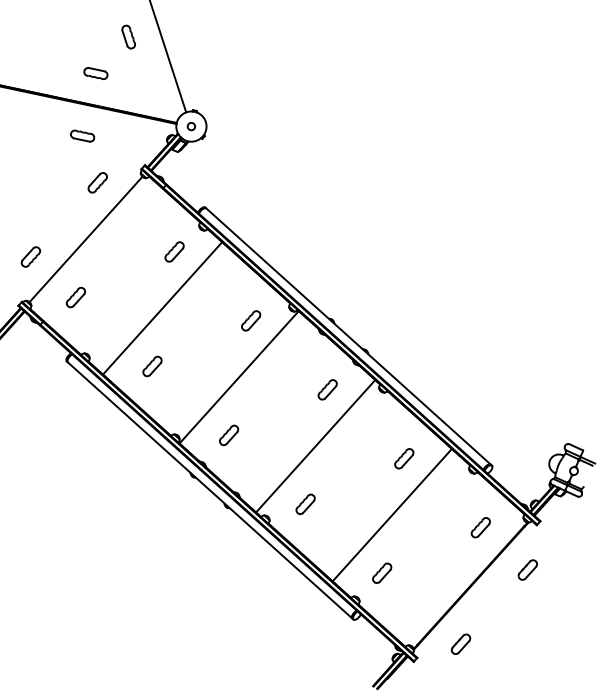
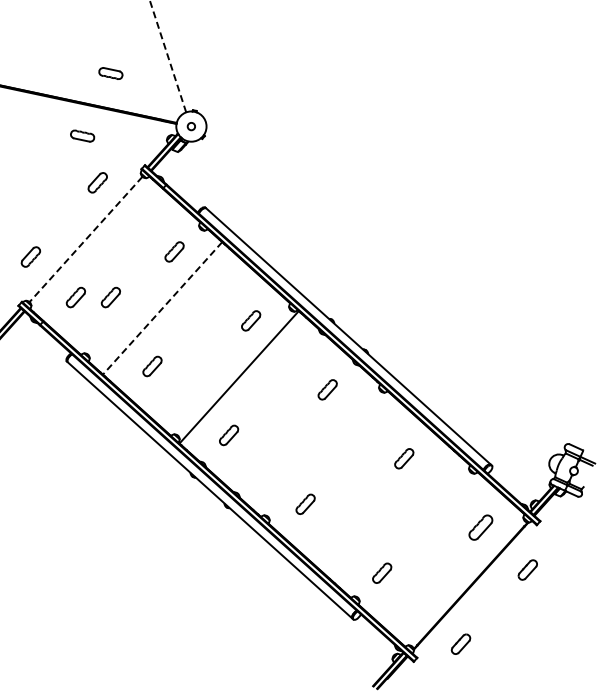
part: present -> none (128, 36)
line: solid -> dashed (168, 56)
part position: (95, 73) -> (110, 73) (110, 73)
line: solid -> dashed (85, 239)
part: none -> present (110, 297)
line: solid -> dashed (162, 308)
line: present -> none (315, 445)
line: present -> none (391, 514)
part size: 21x22 px -> 26x27 px (480, 527)
